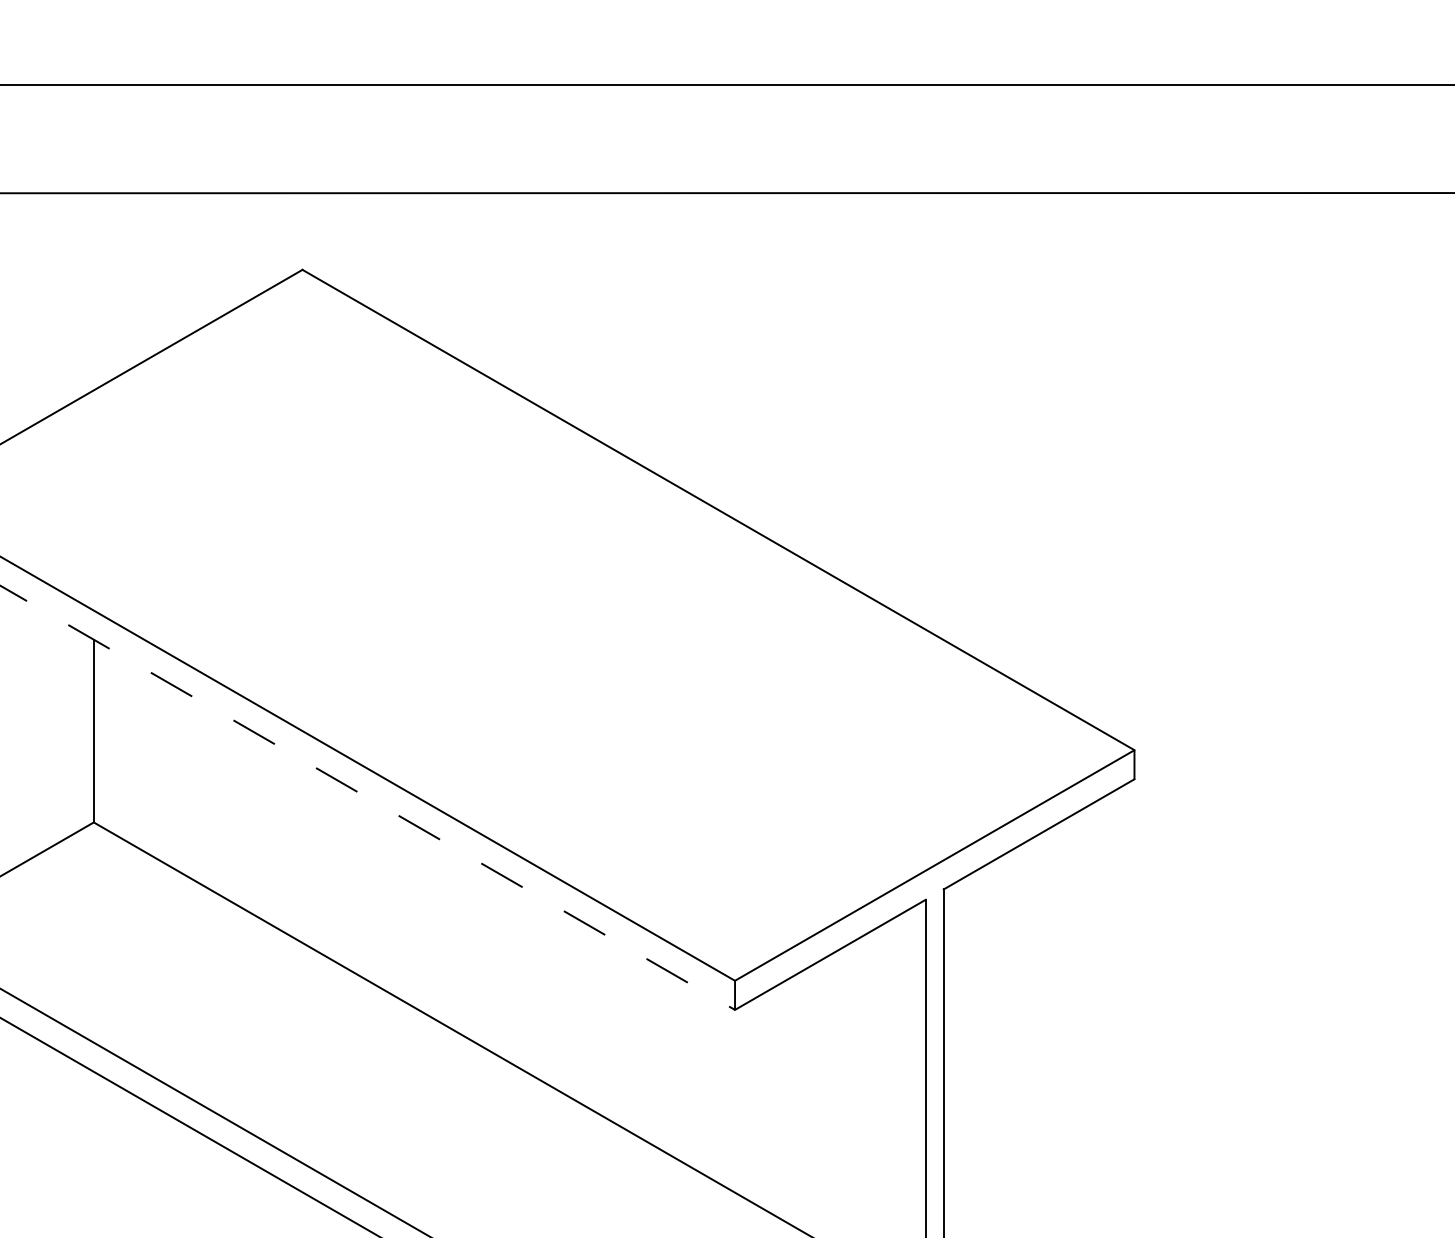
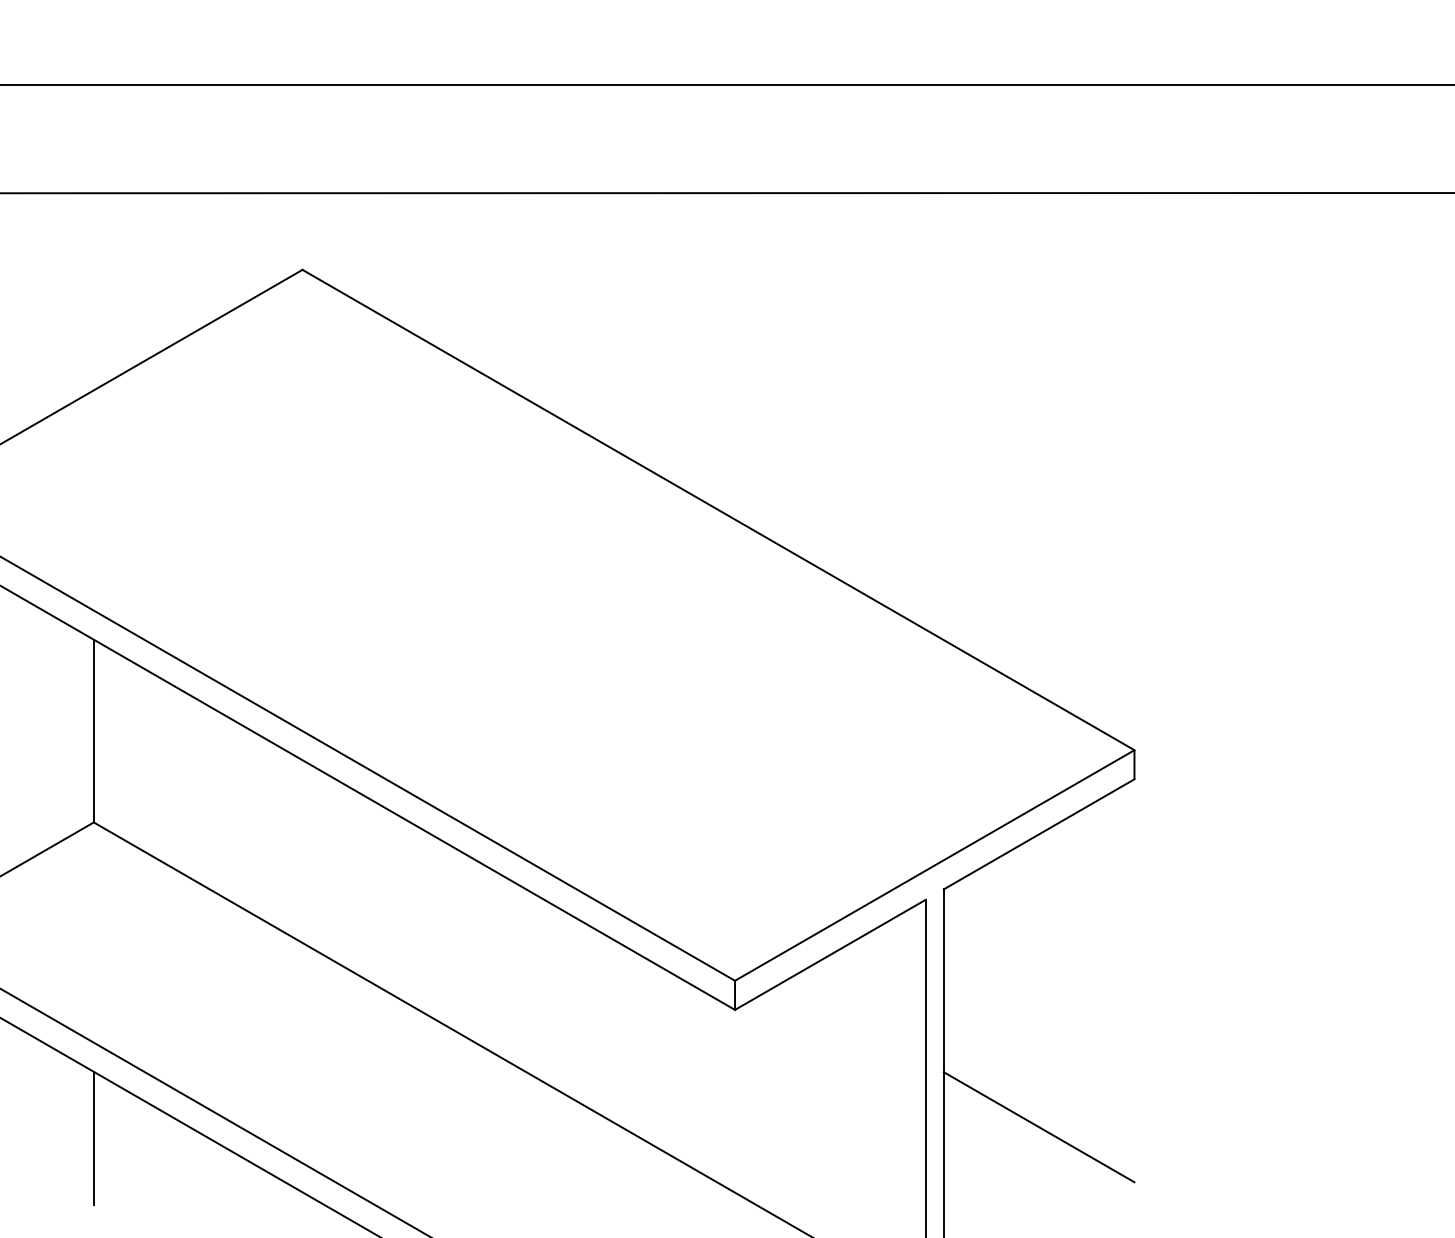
line: dashed -> solid (367, 797)
line: none -> present (1038, 1127)
line: none -> present (93, 1137)
